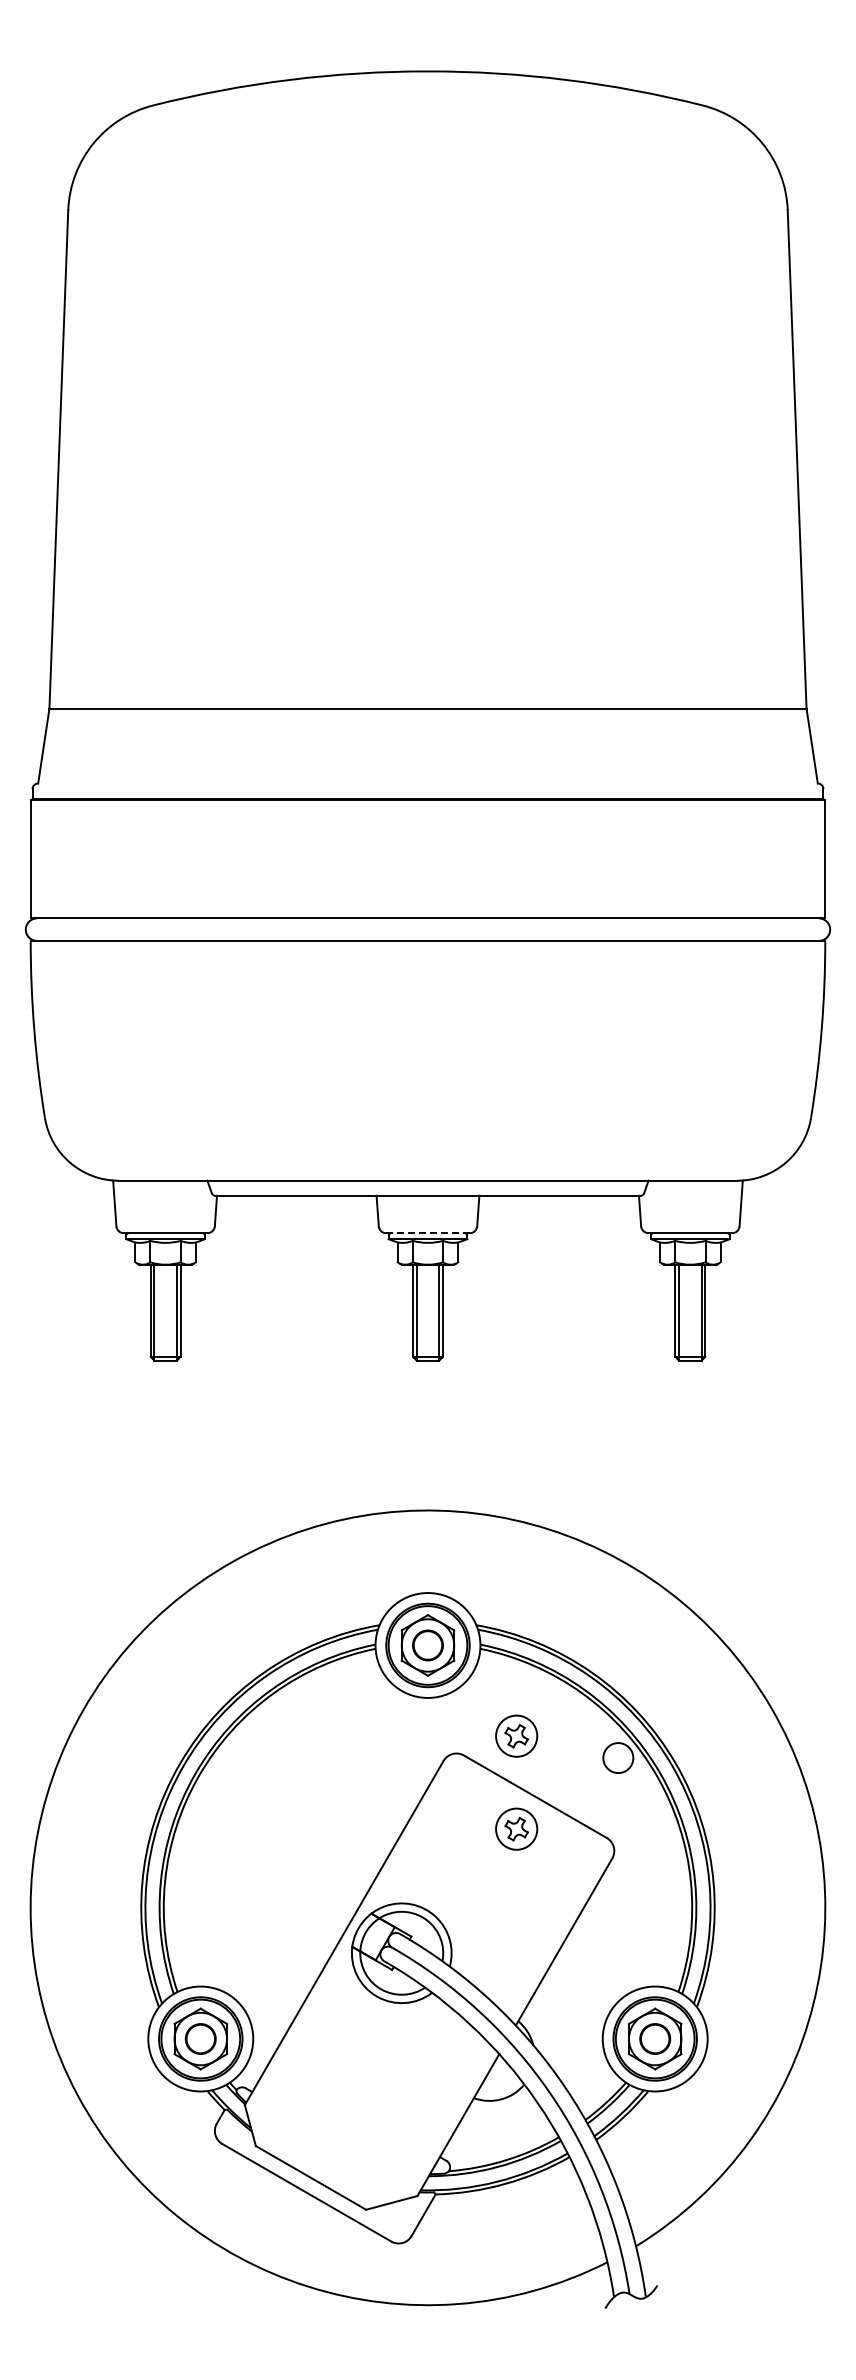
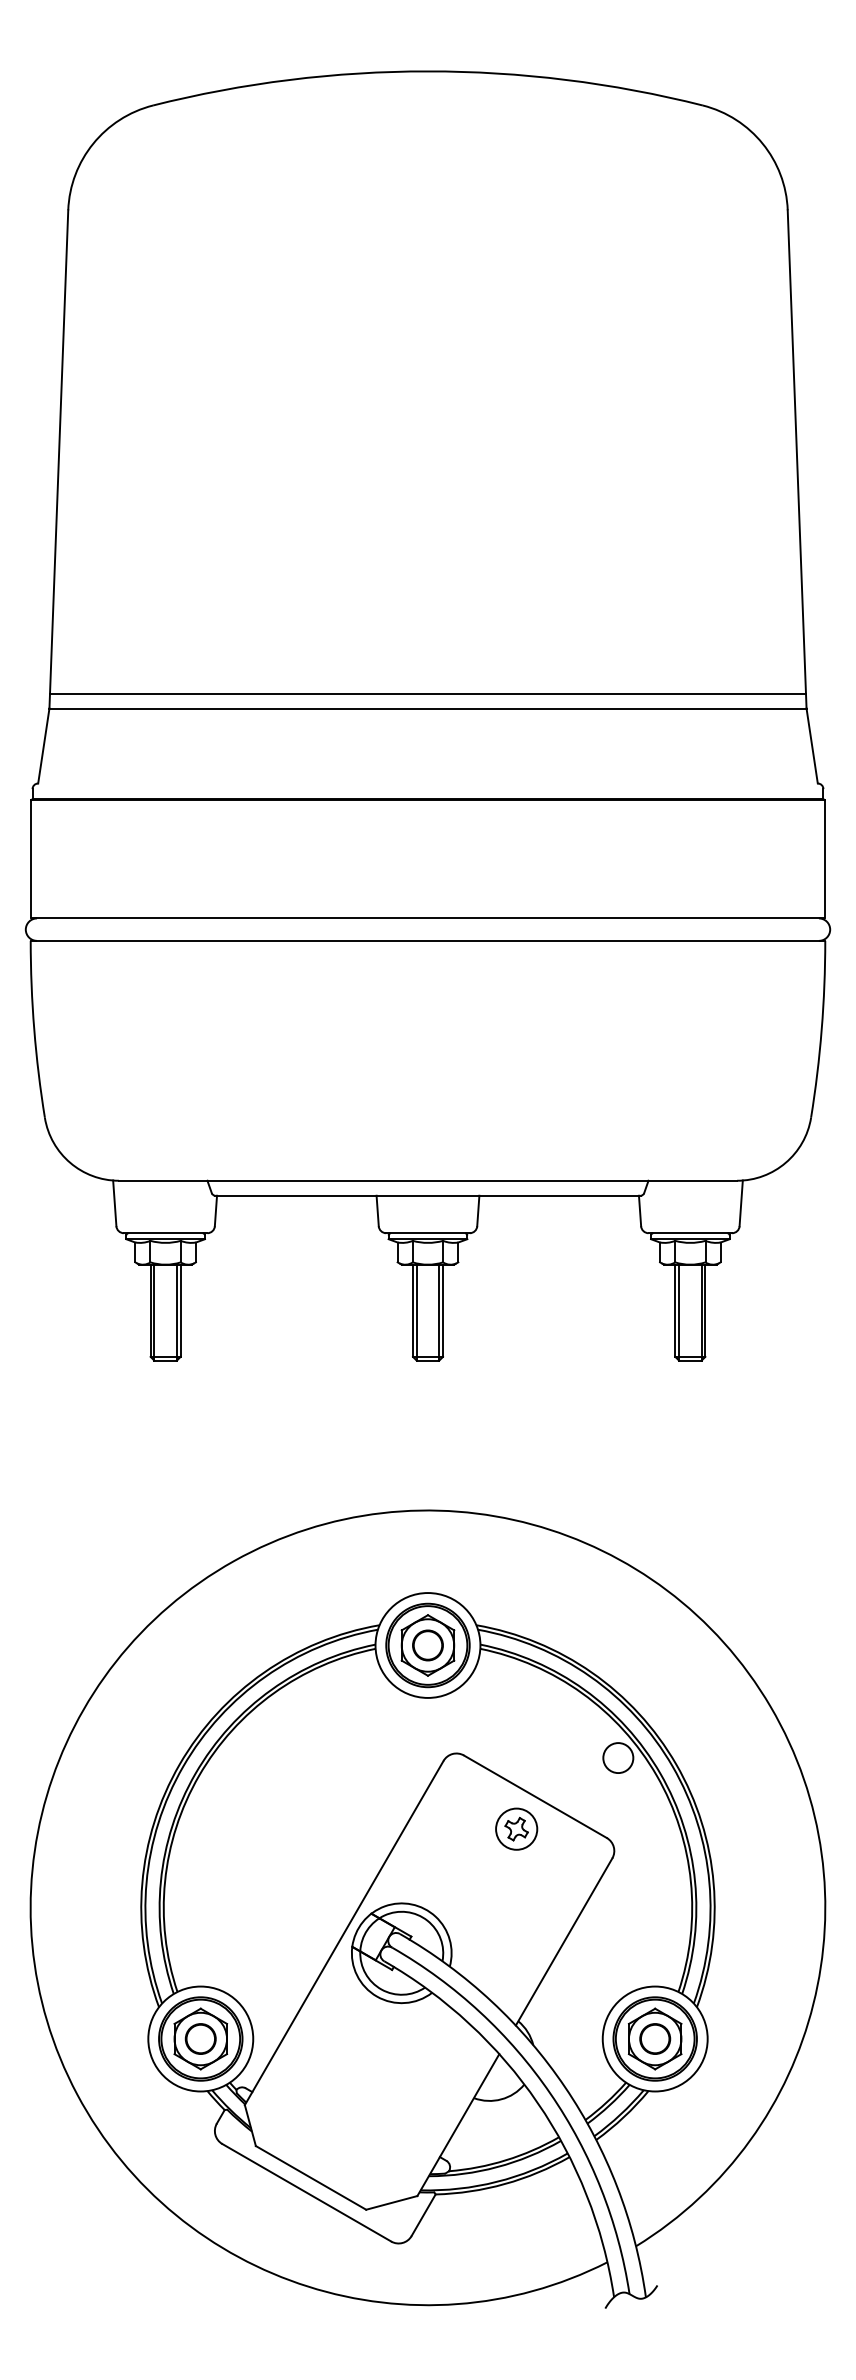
line: none -> present (427, 693)
line: dashed -> solid (428, 1233)
part: present -> none (516, 1735)
